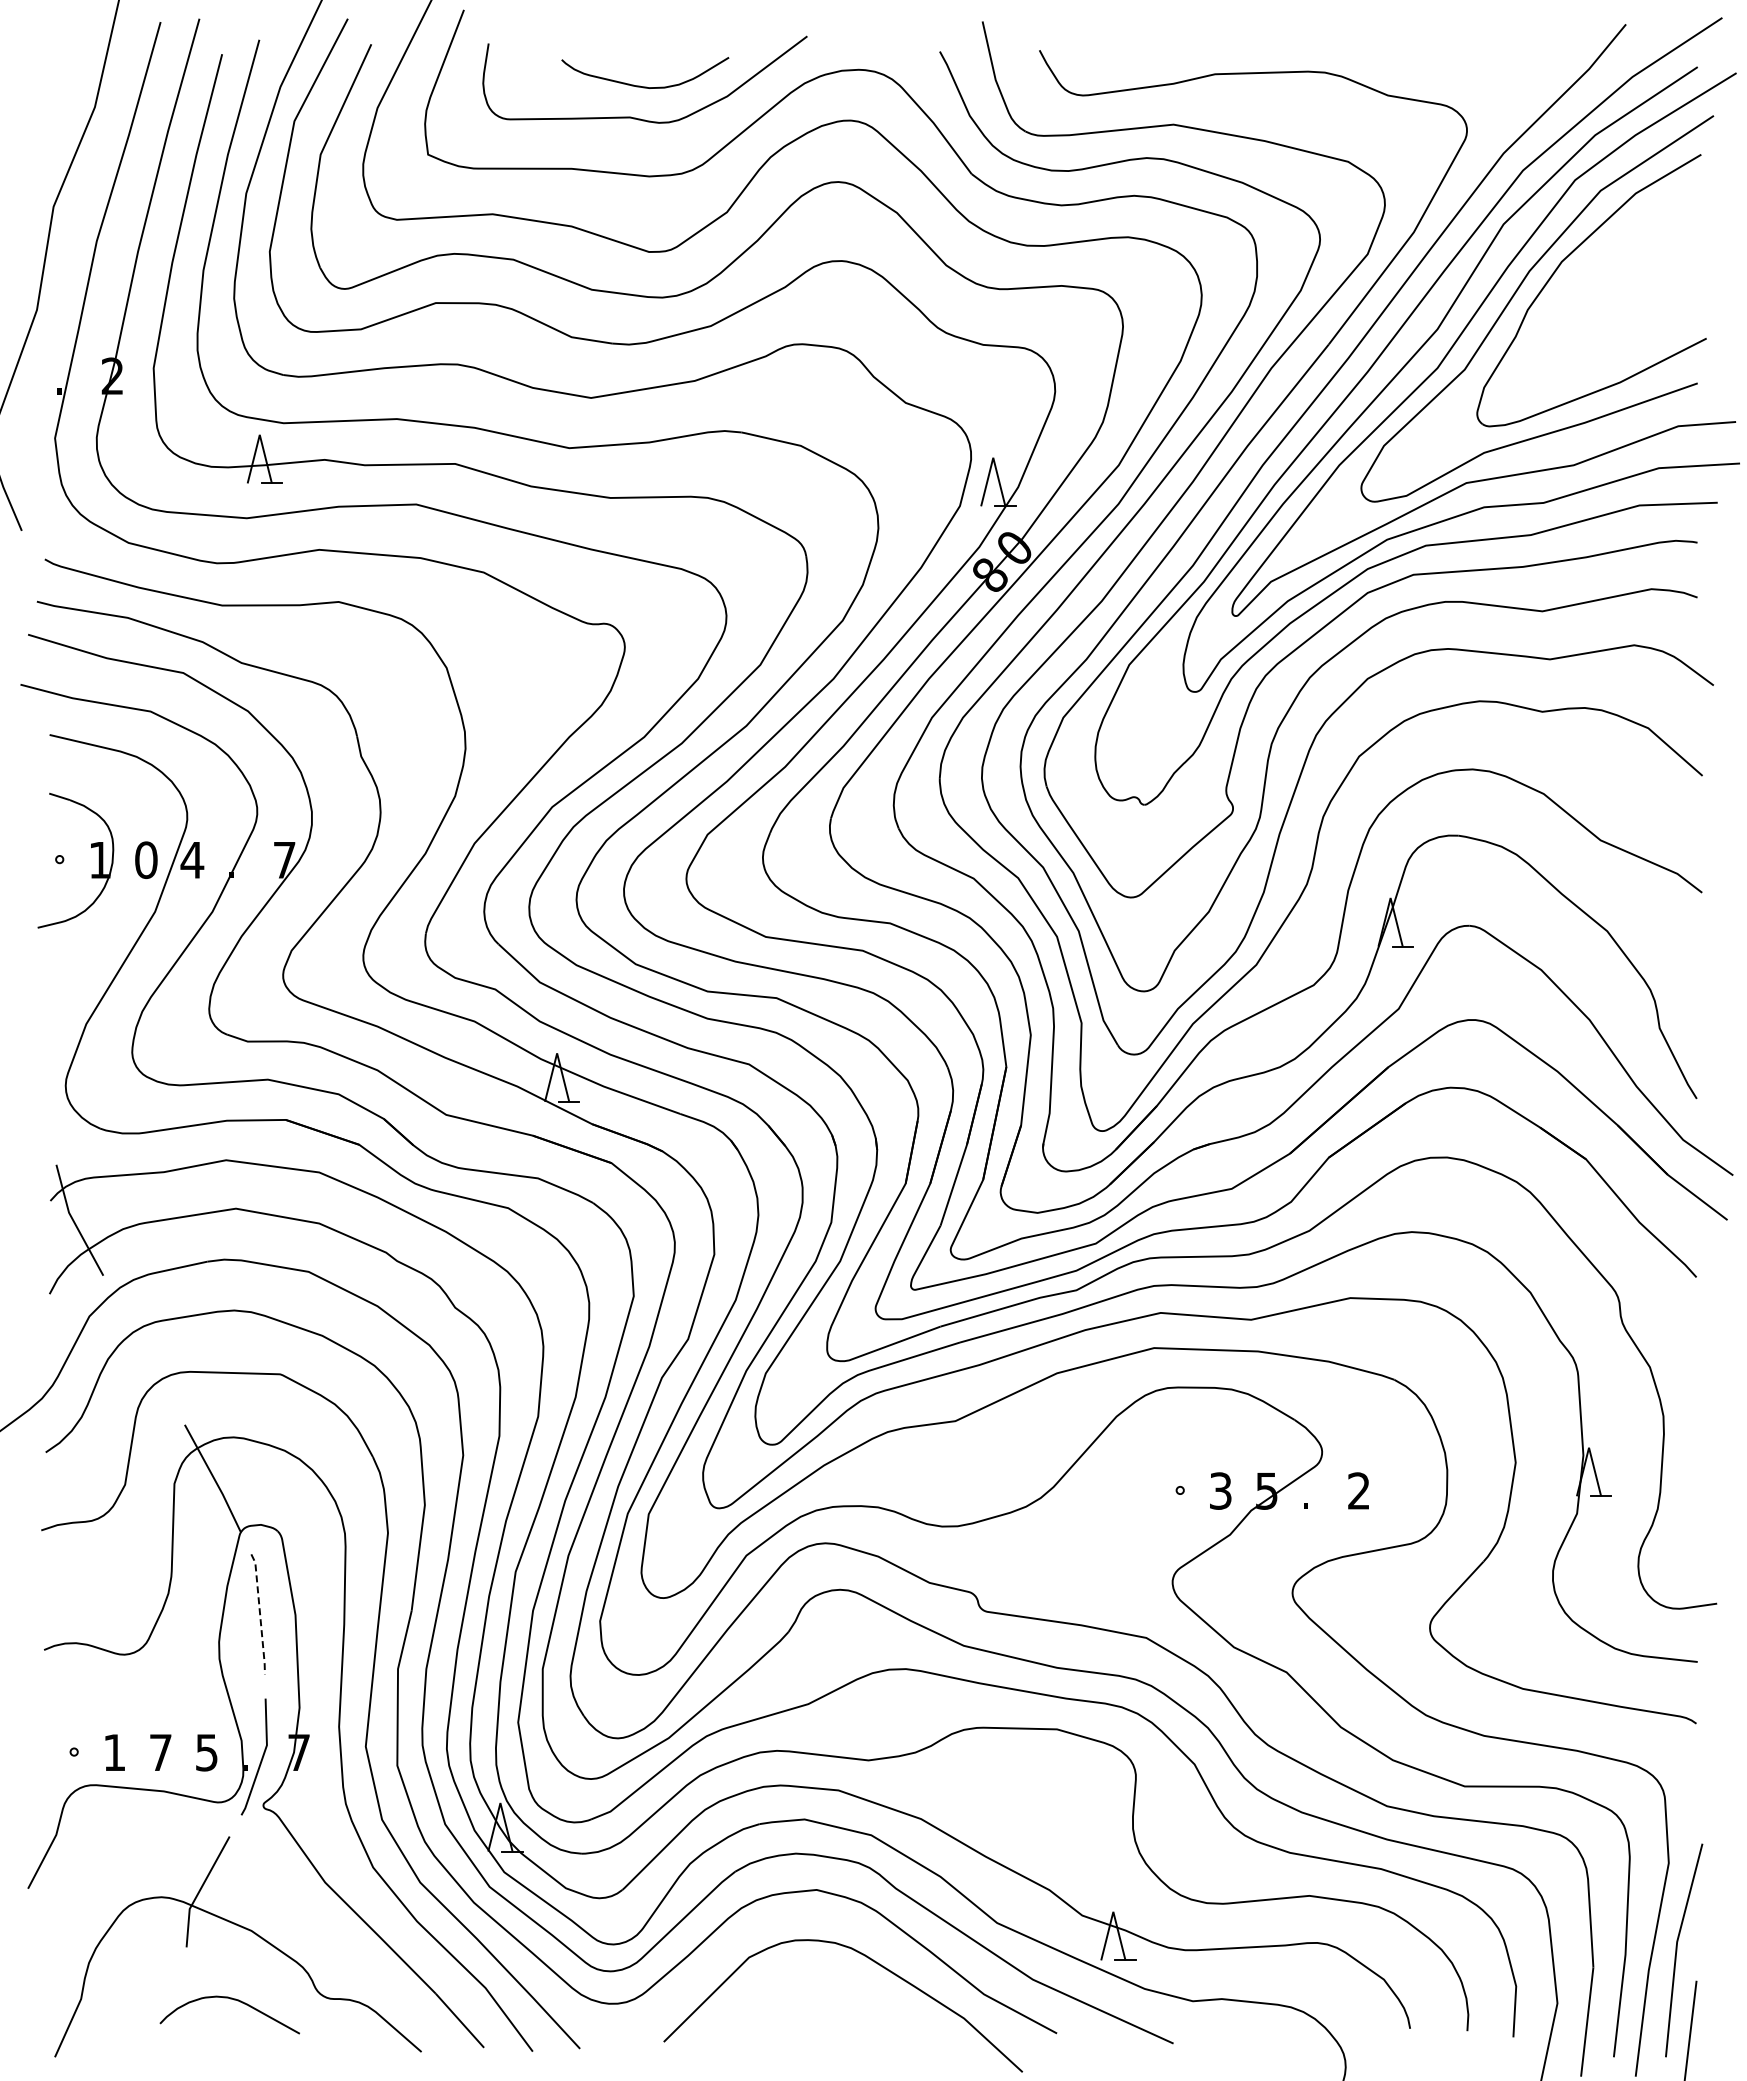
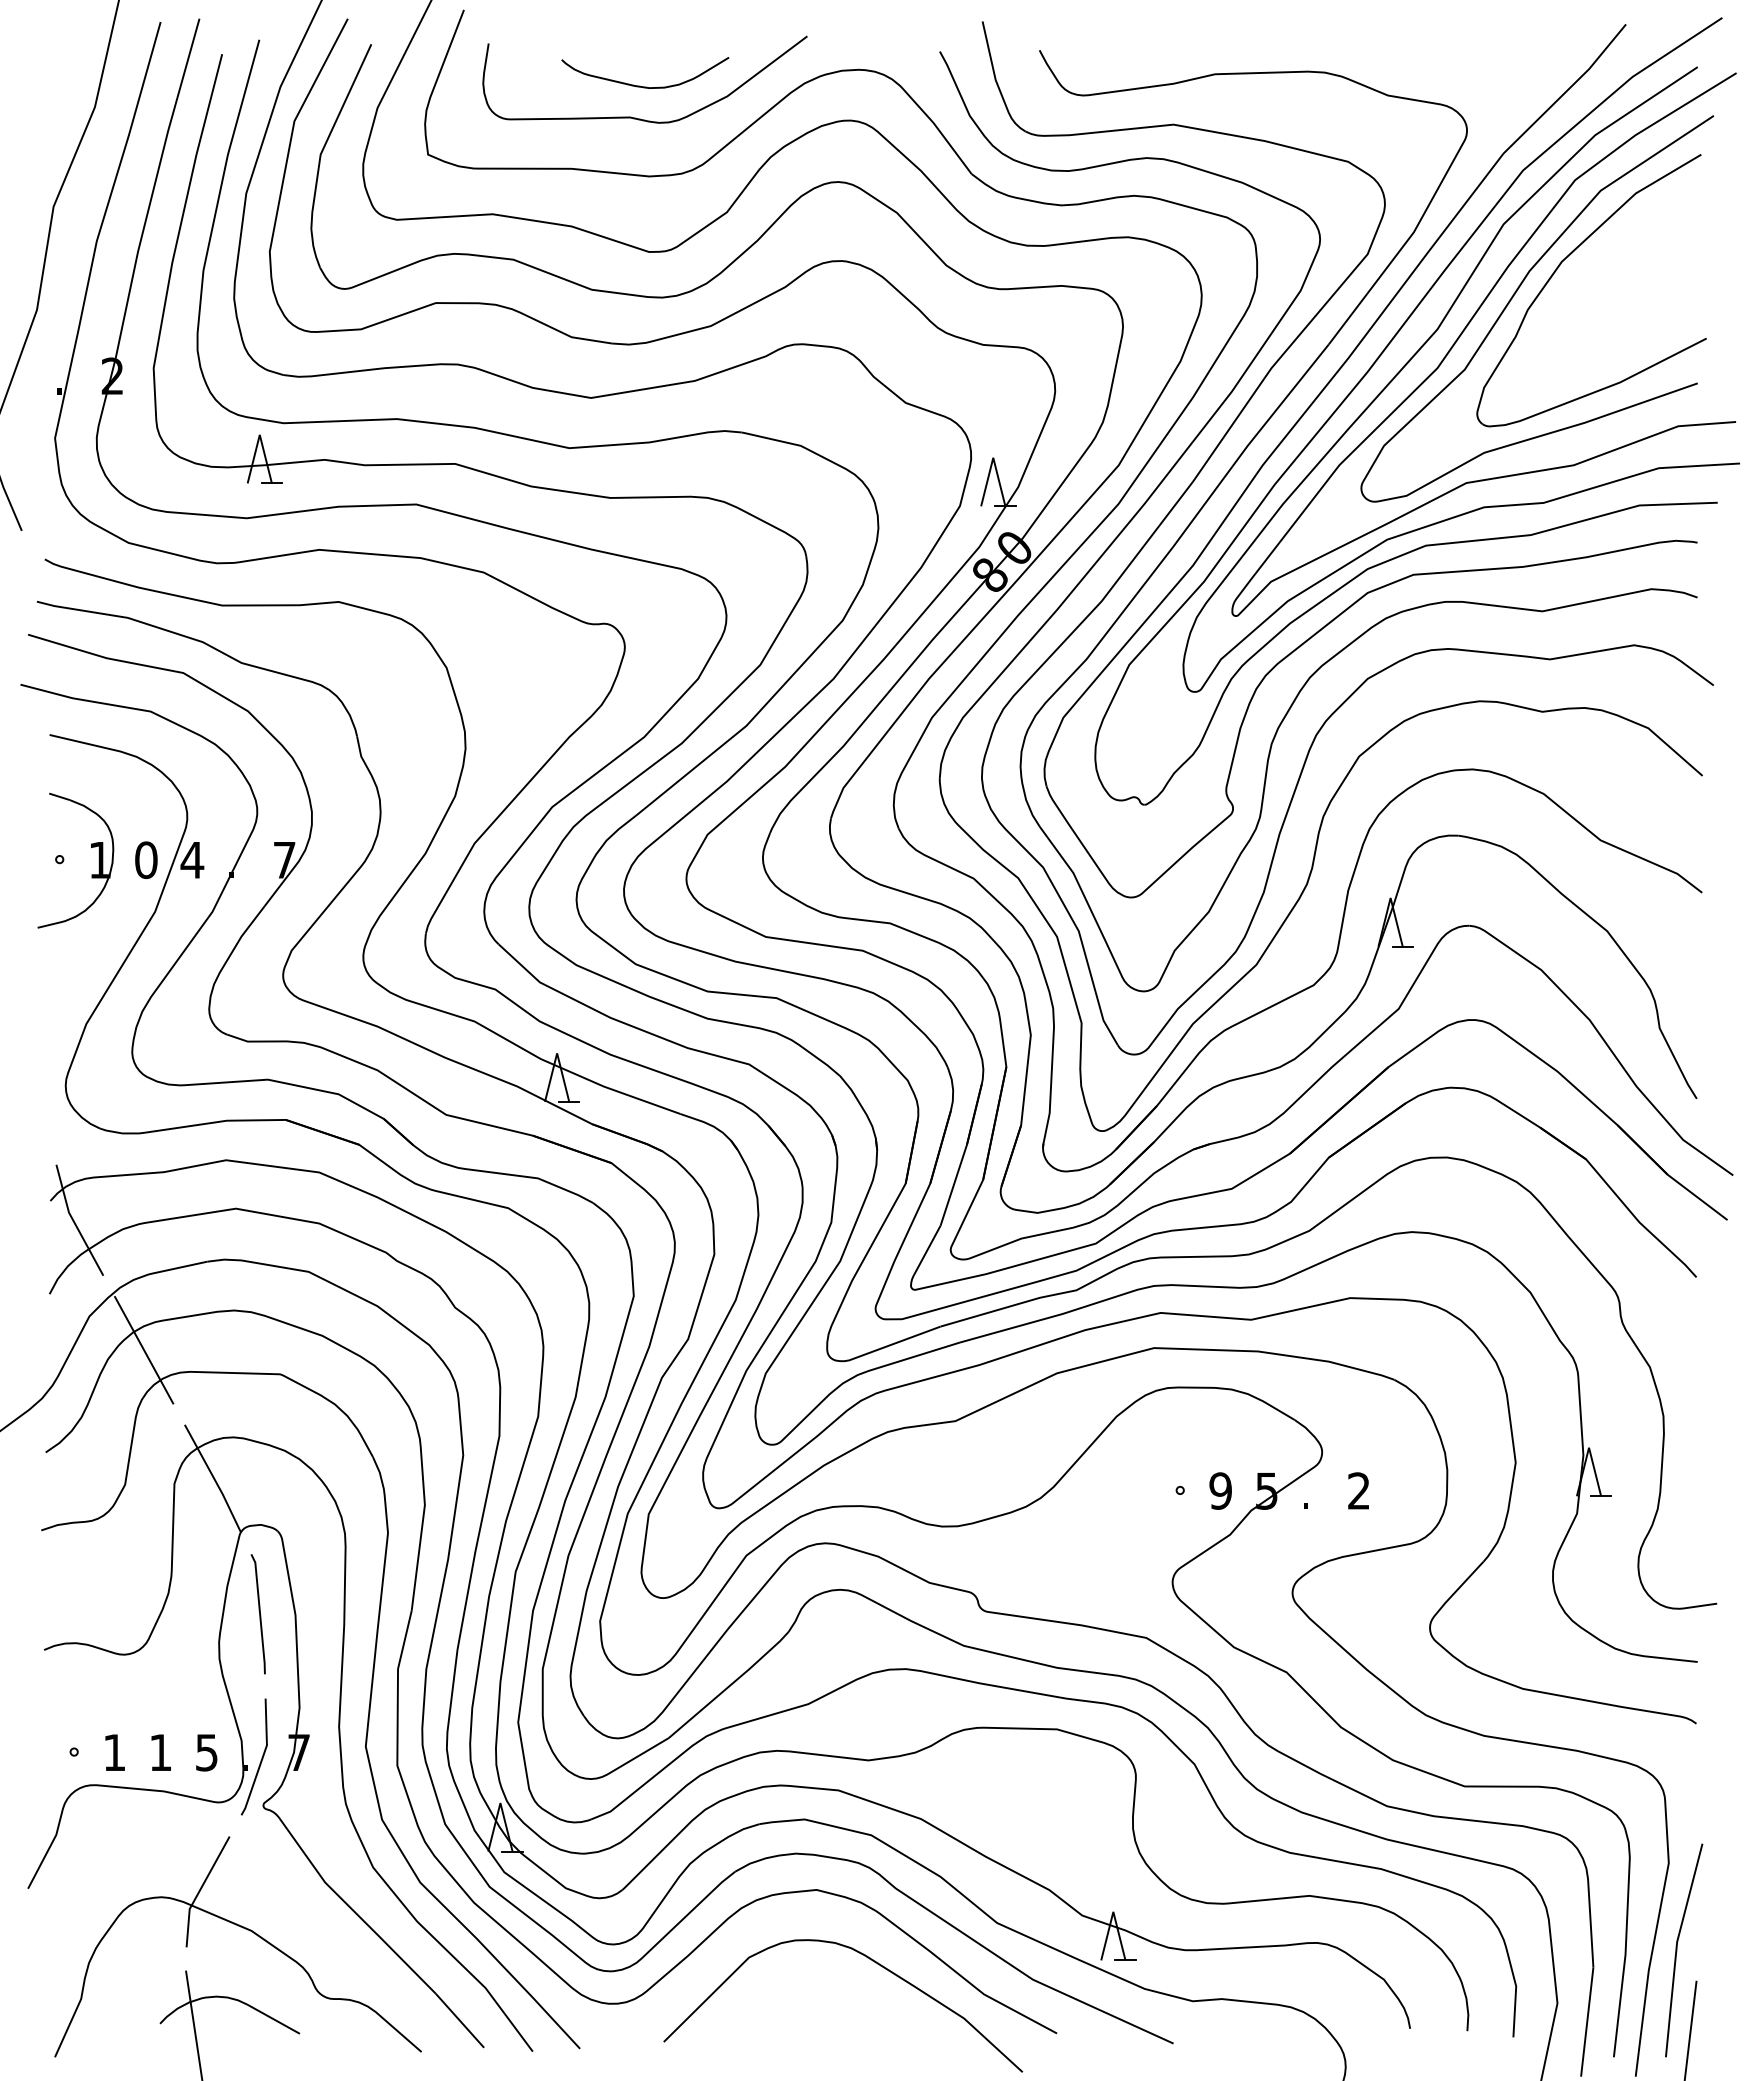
line: none -> present (144, 1350)
text: 3 -> 9 (1220, 1490)
line: dashed -> solid (260, 1614)
text: 7 -> 1 (160, 1752)
line: none -> present (193, 2024)
